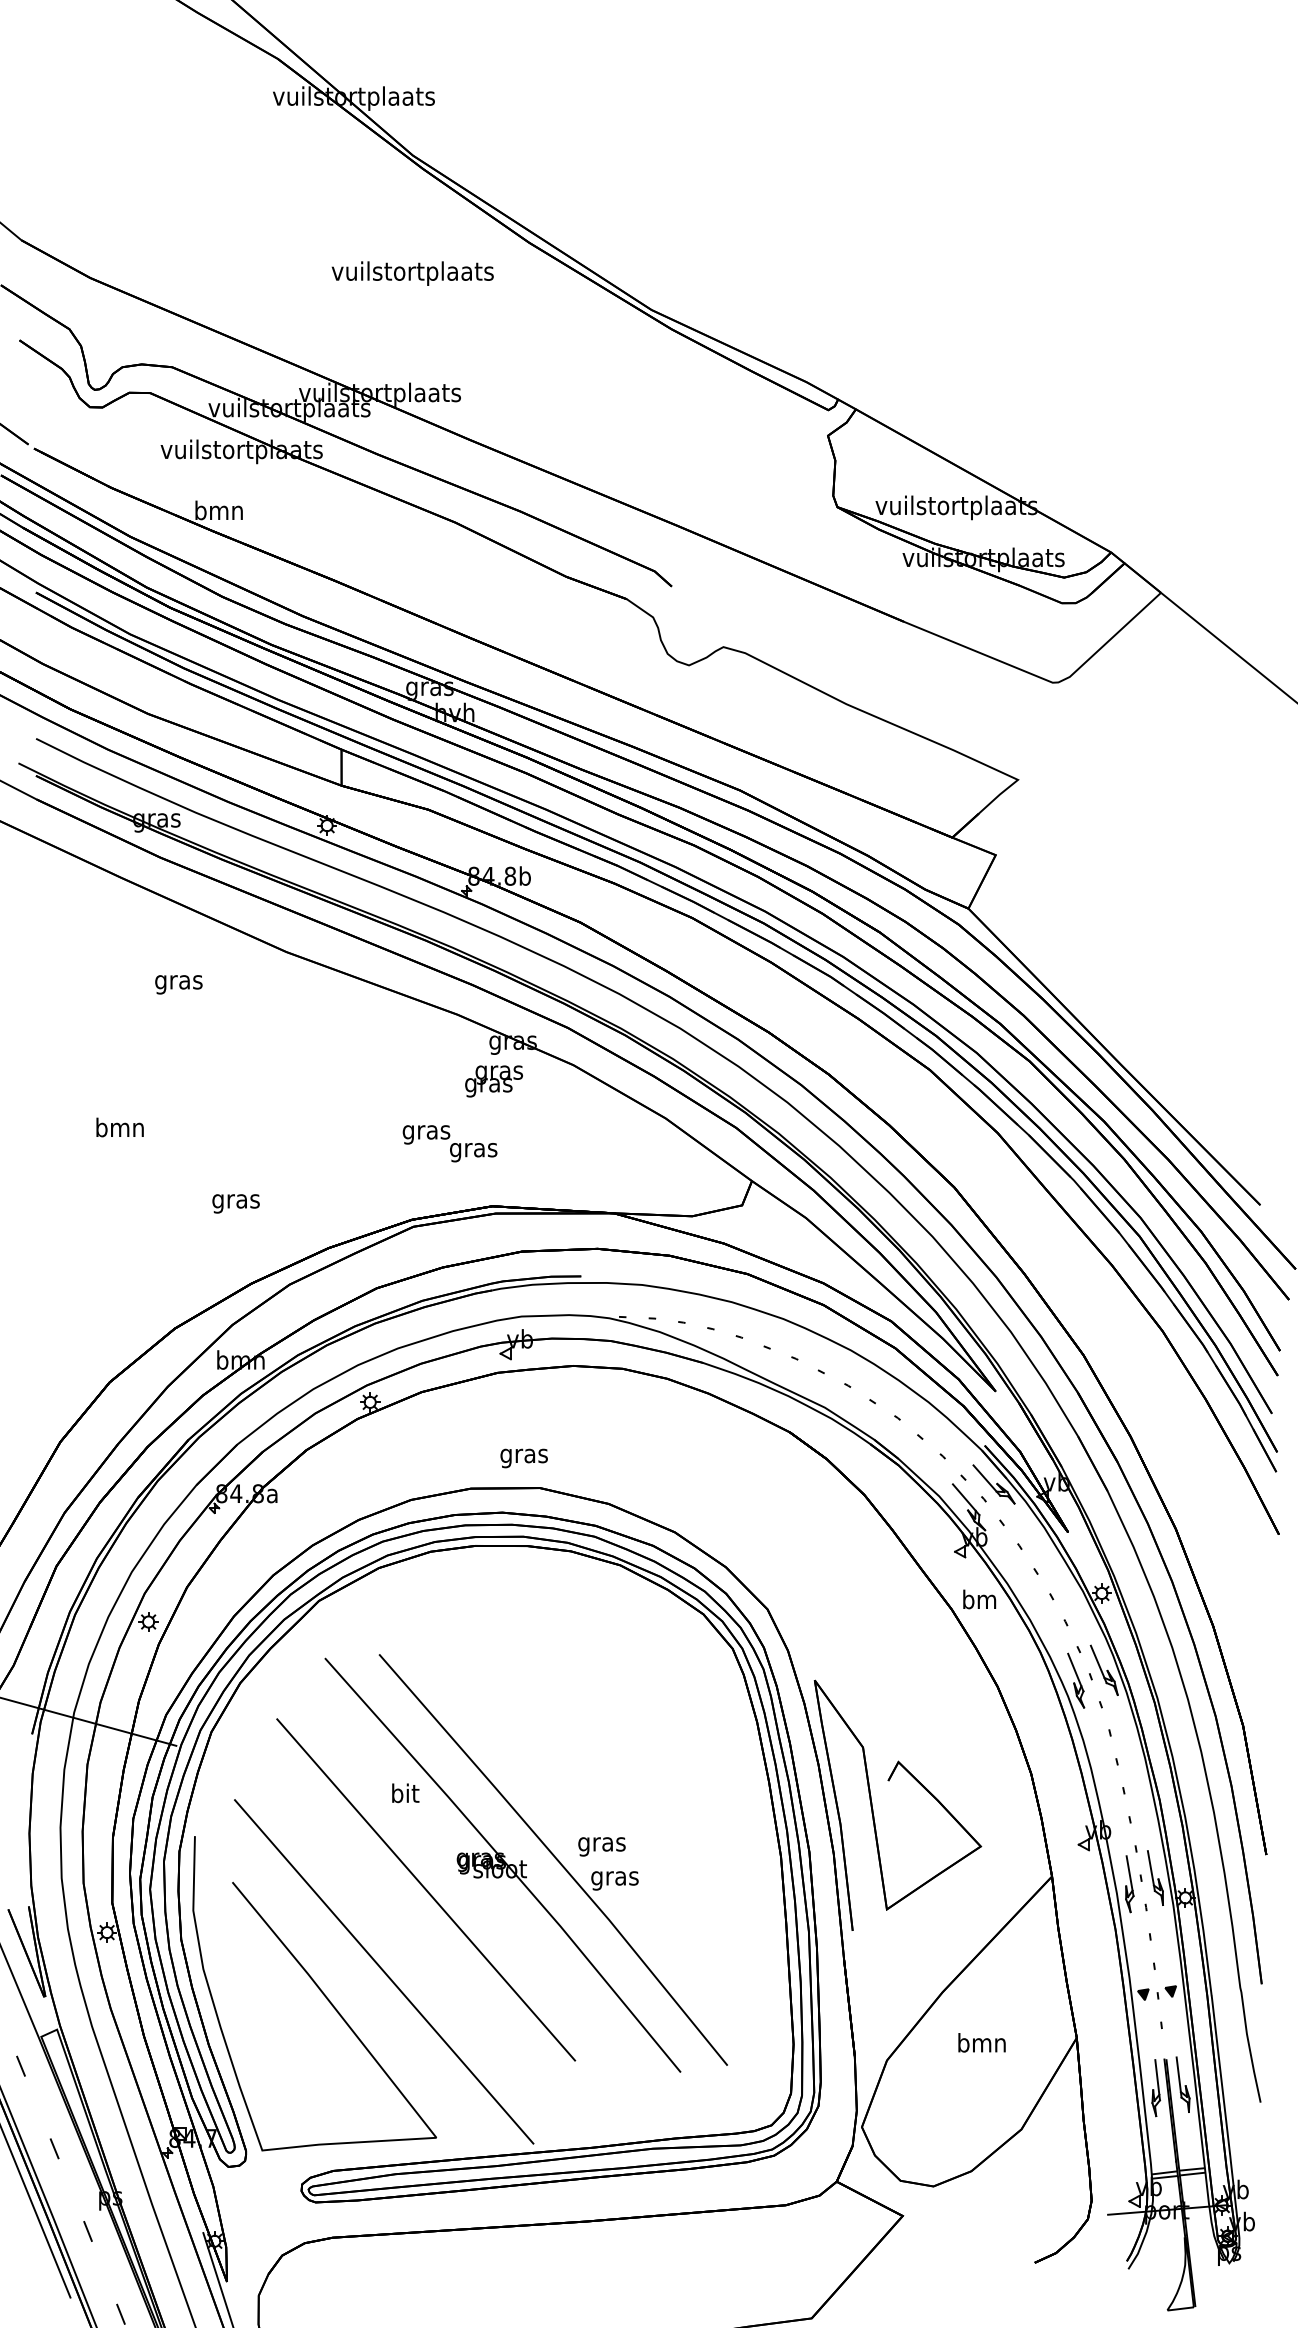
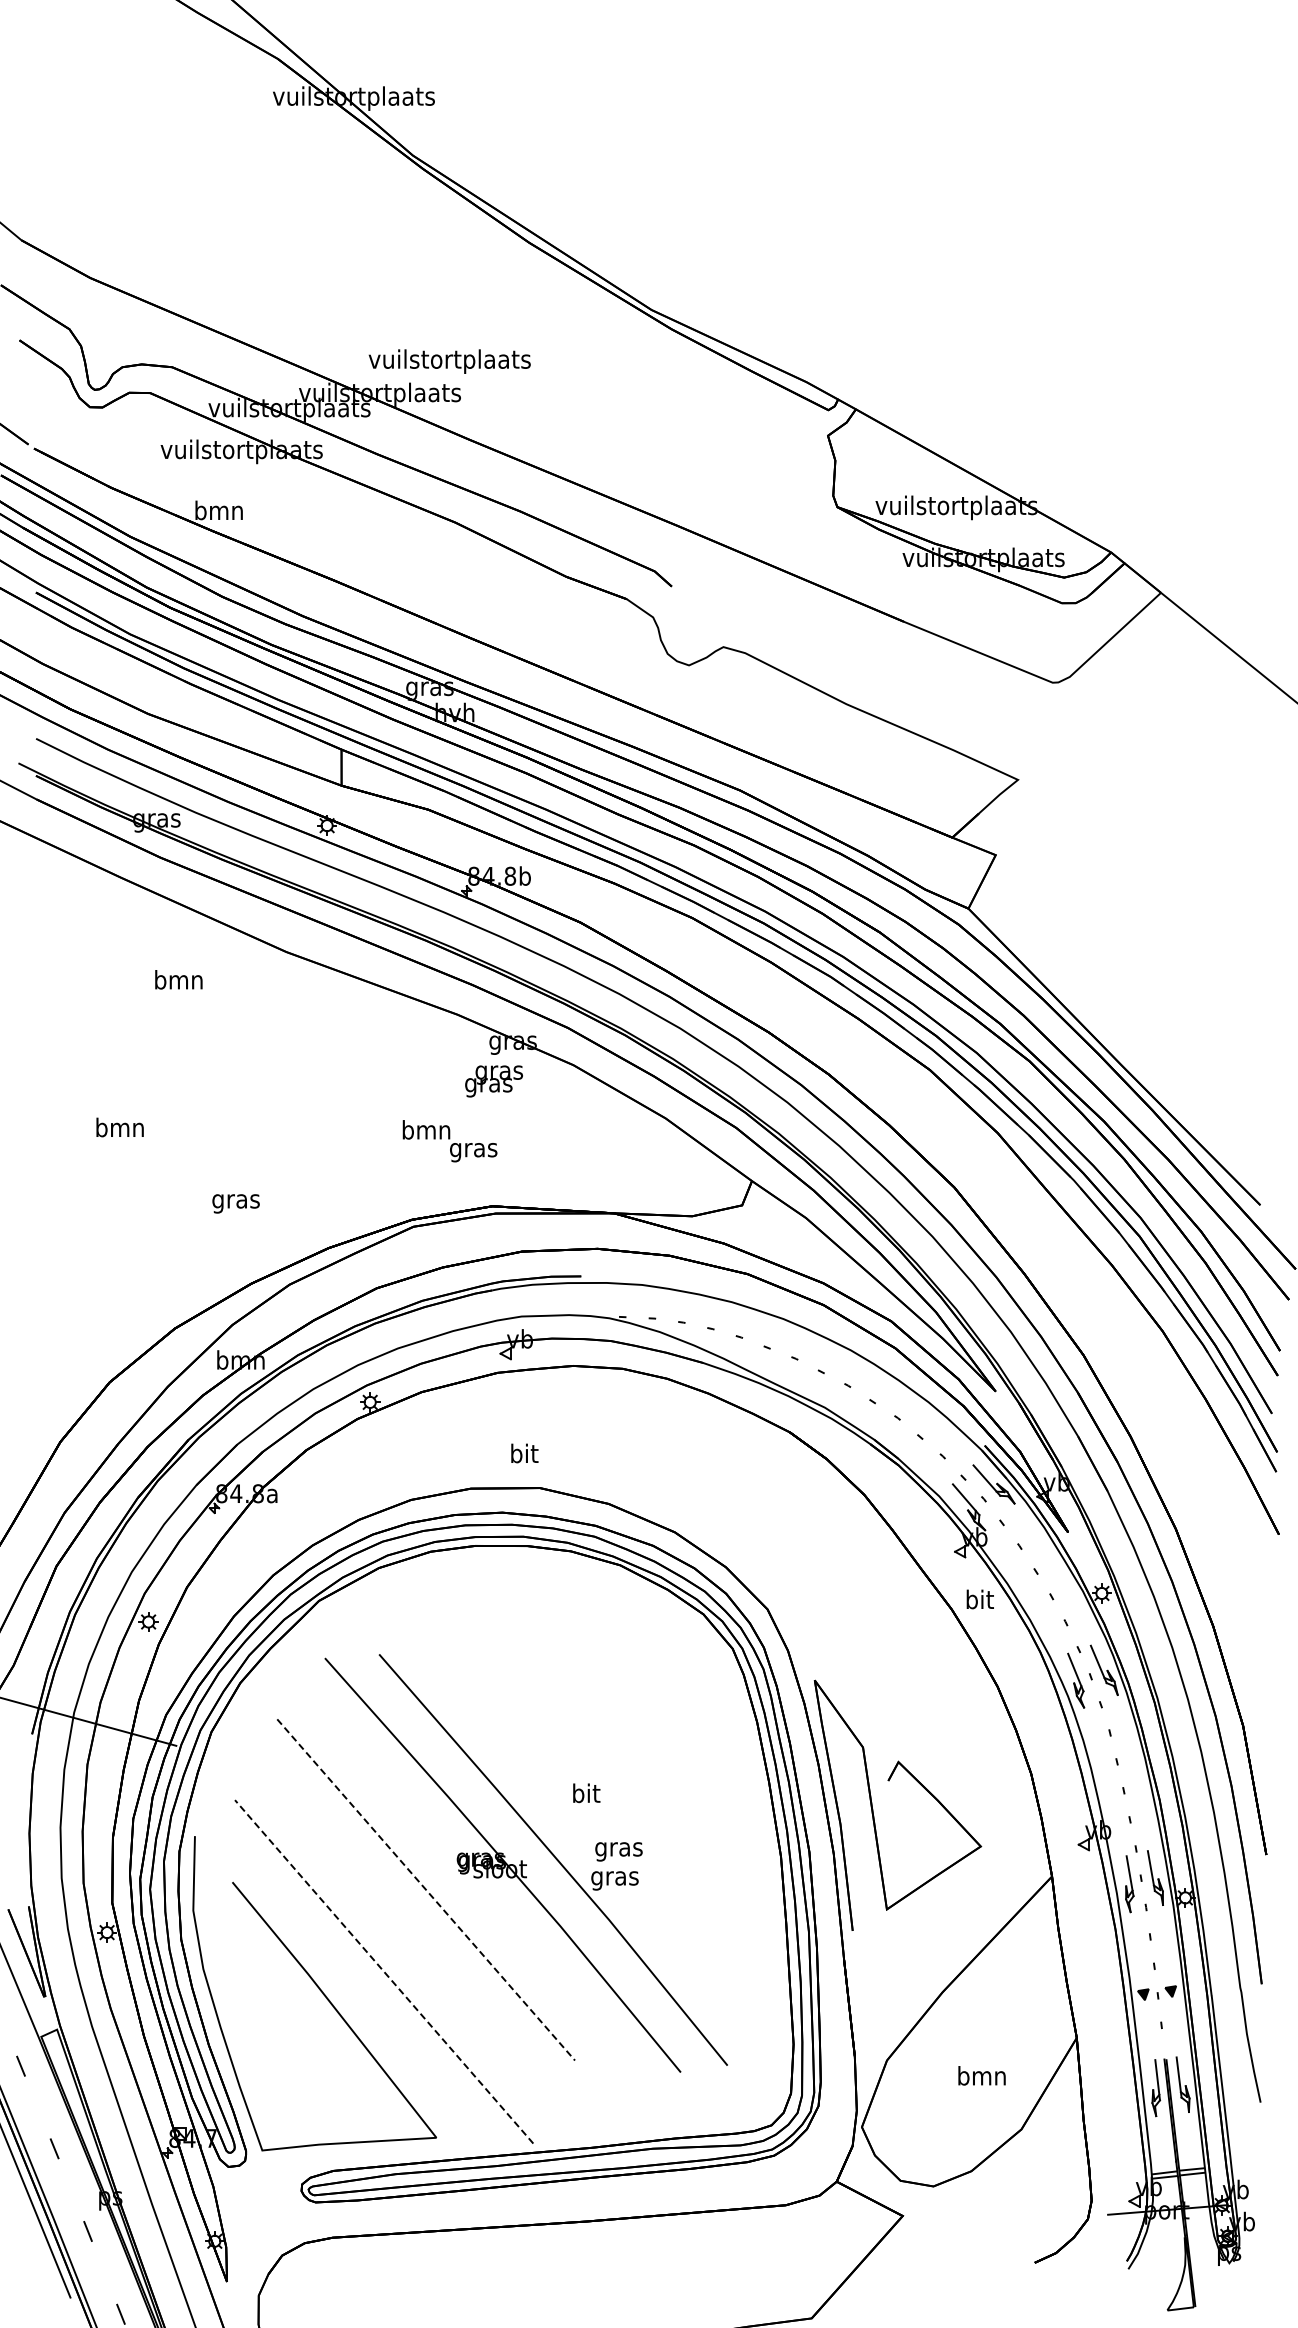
text position: (412, 273) -> (449, 361) (449, 361)
text: gras -> bmn (178, 982)
text: gras -> bmn (426, 1132)
text: gras -> bit (523, 1455)
text: bm -> bit (979, 1599)
text position: (405, 1793) -> (586, 1793) (586, 1793)
text position: (601, 1846) -> (618, 1851) (618, 1851)
line: solid -> dashed (426, 1890)
line: solid -> dashed (383, 1971)
text position: (981, 2042) -> (981, 2075) (981, 2075)
line: present -> none (217, 2278)
